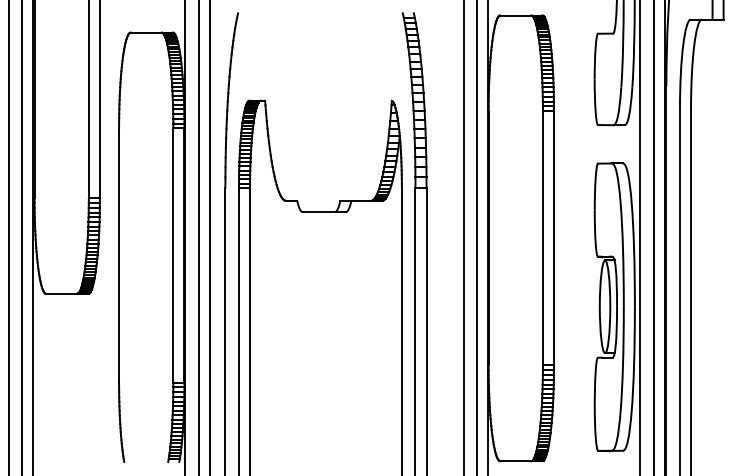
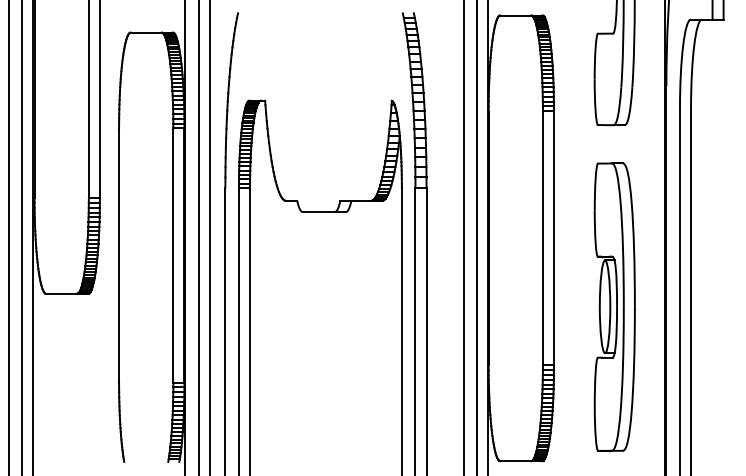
line: present -> none (640, 237)
line: present -> none (653, 237)
